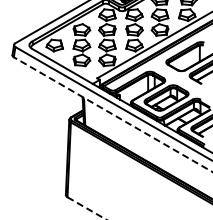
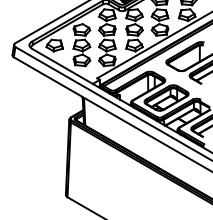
line: dashed -> solid (113, 114)
line: dashed -> solid (87, 208)
